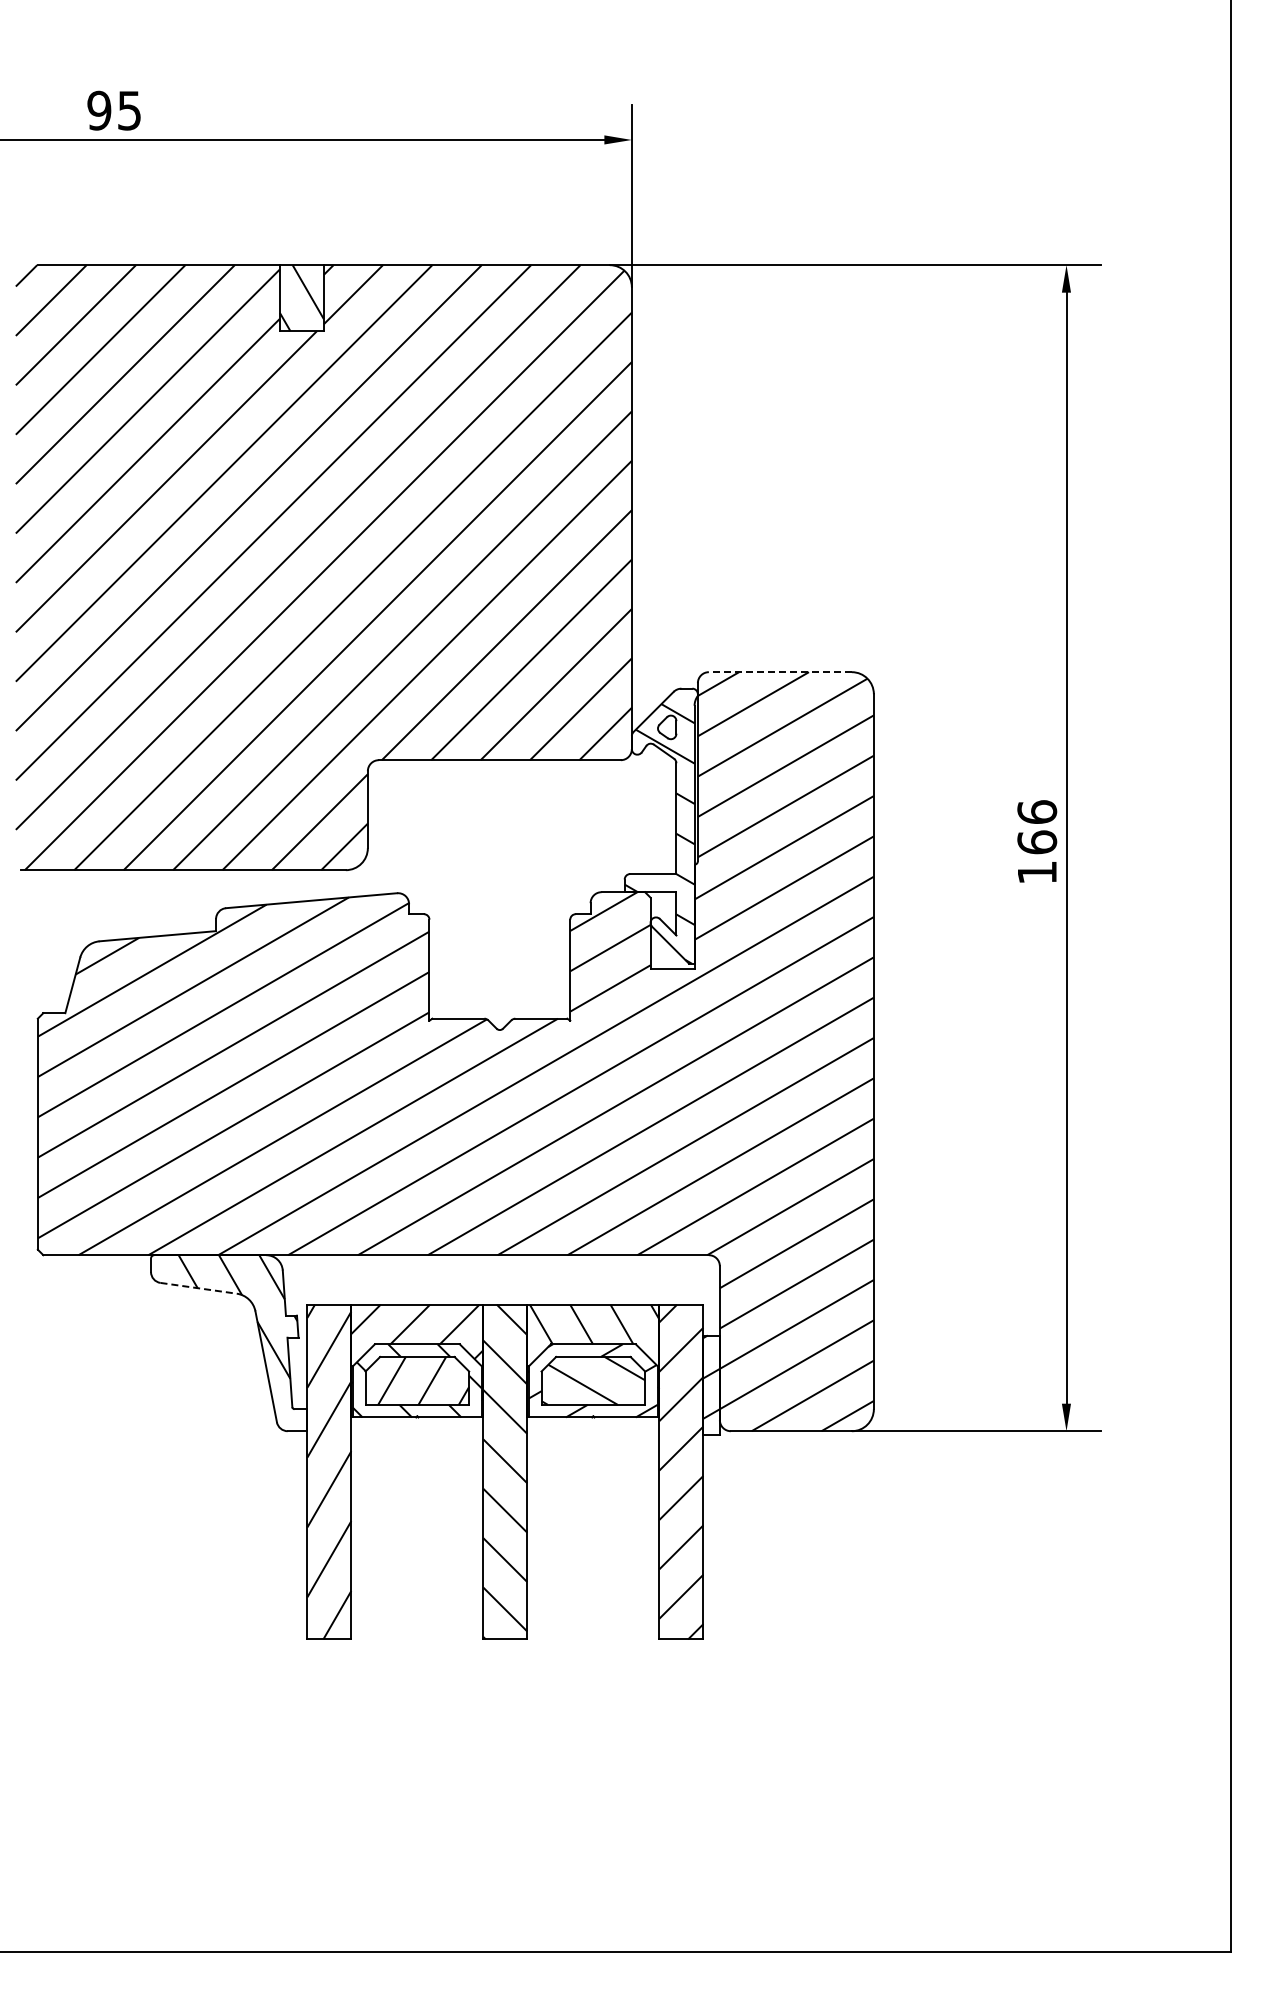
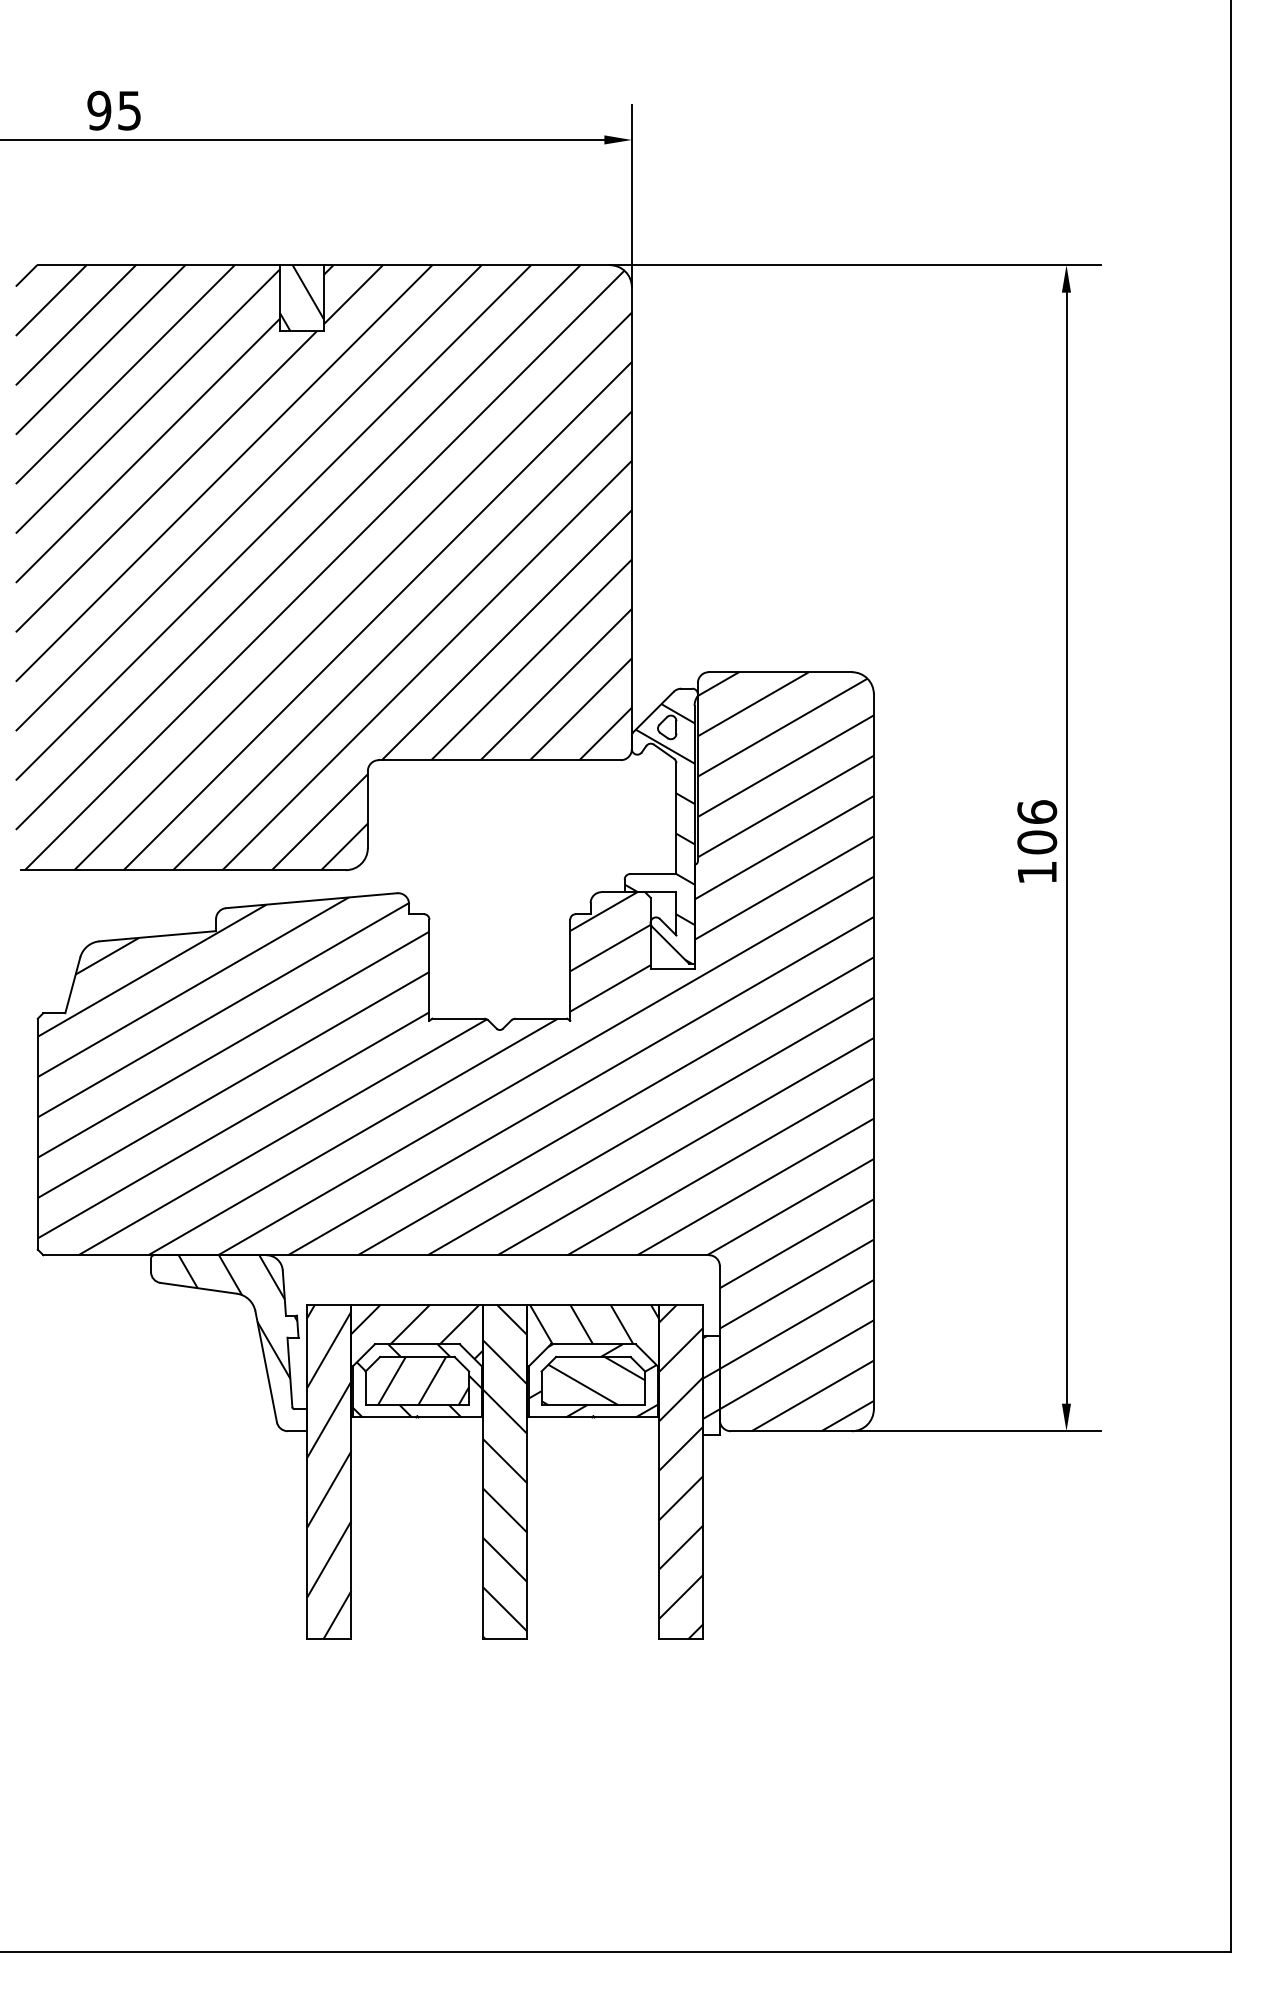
line: dashed -> solid (780, 672)
text: 166 -> 106 (1036, 842)
line: dashed -> solid (198, 1288)
